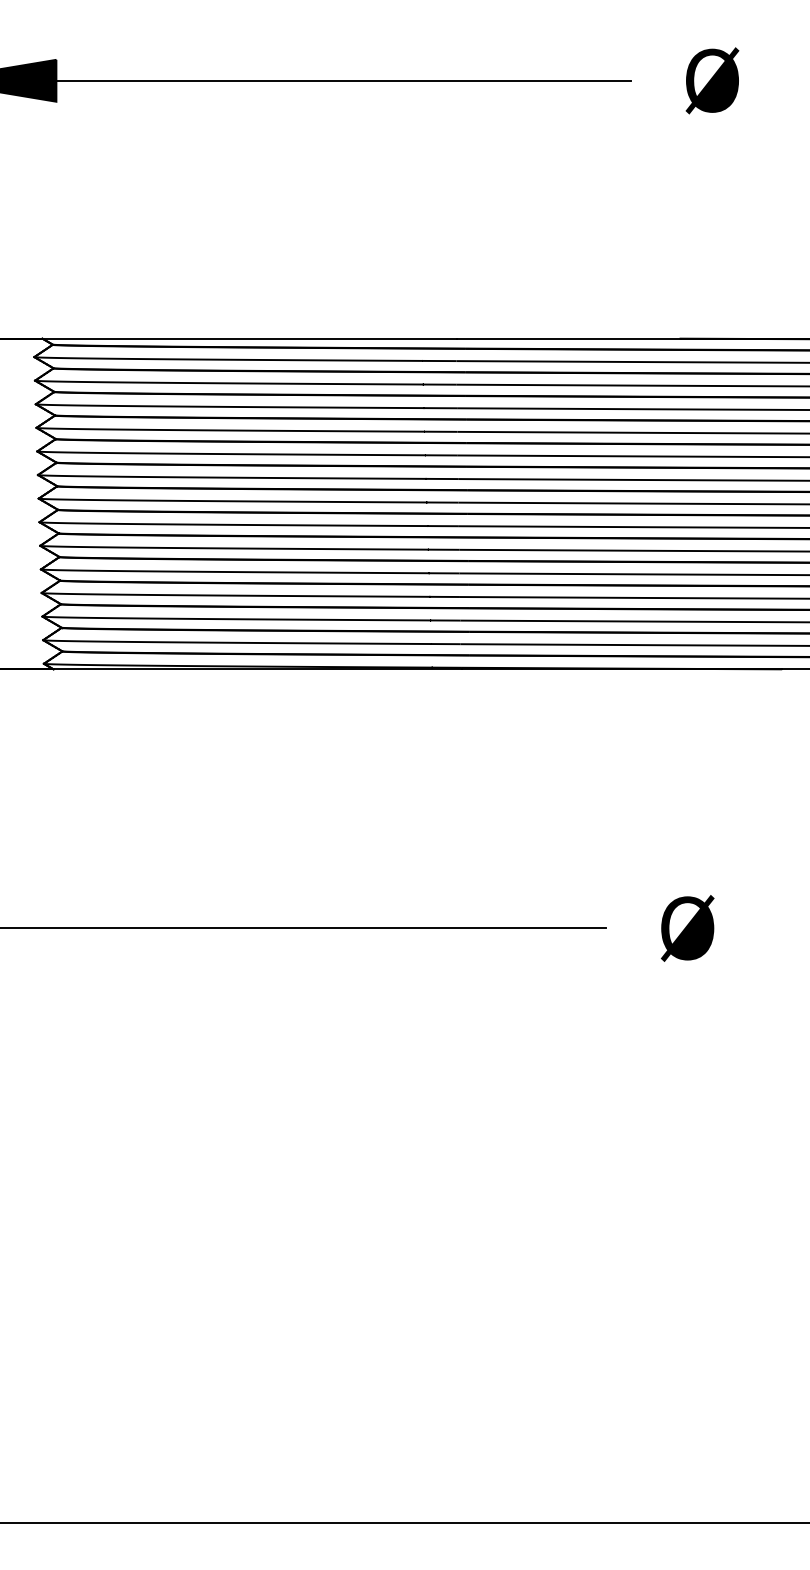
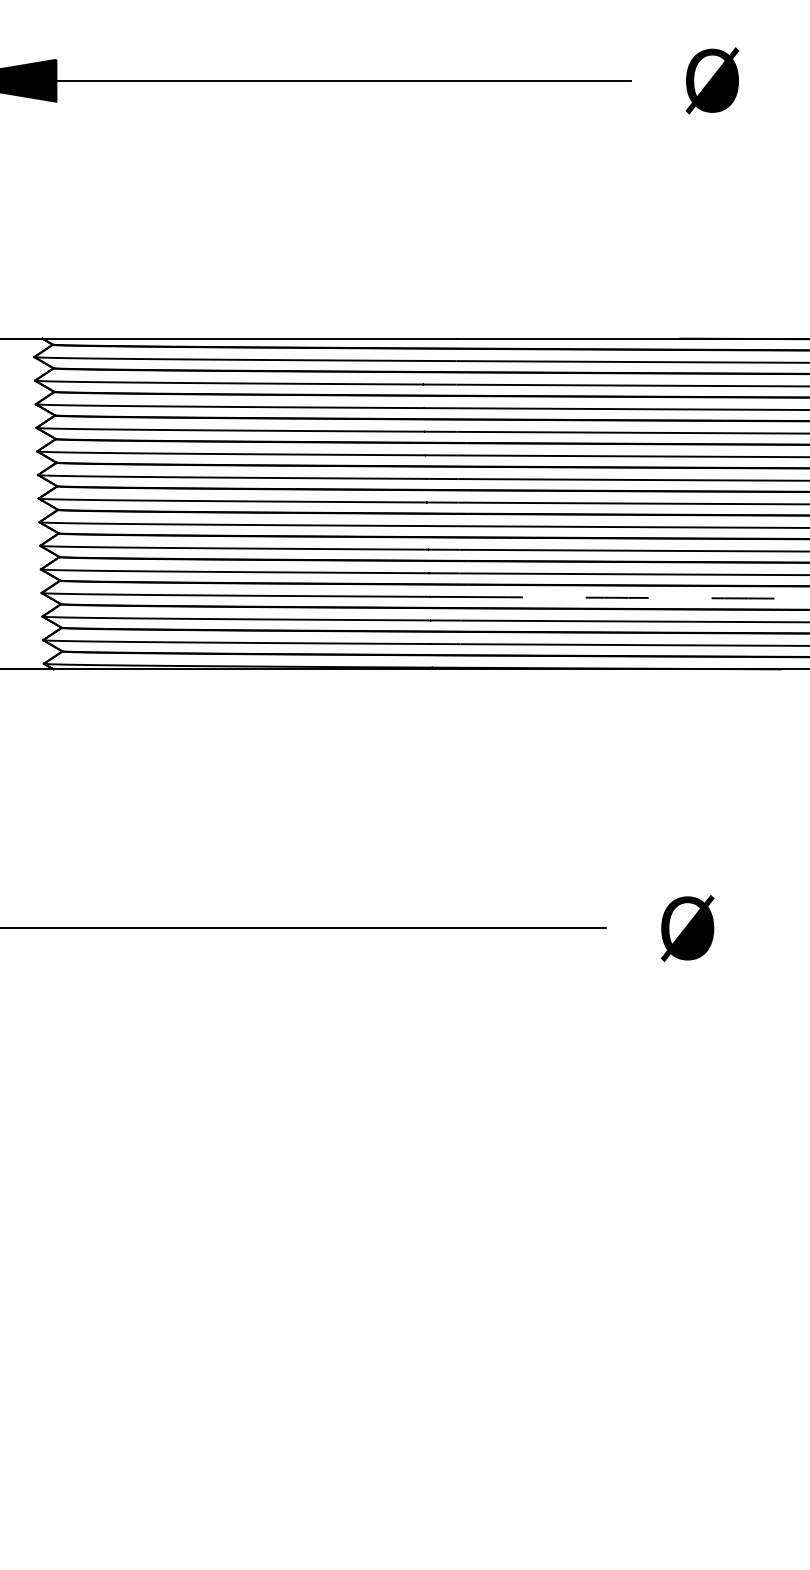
line: solid -> dashed (635, 597)
line: present -> none (404, 1522)
